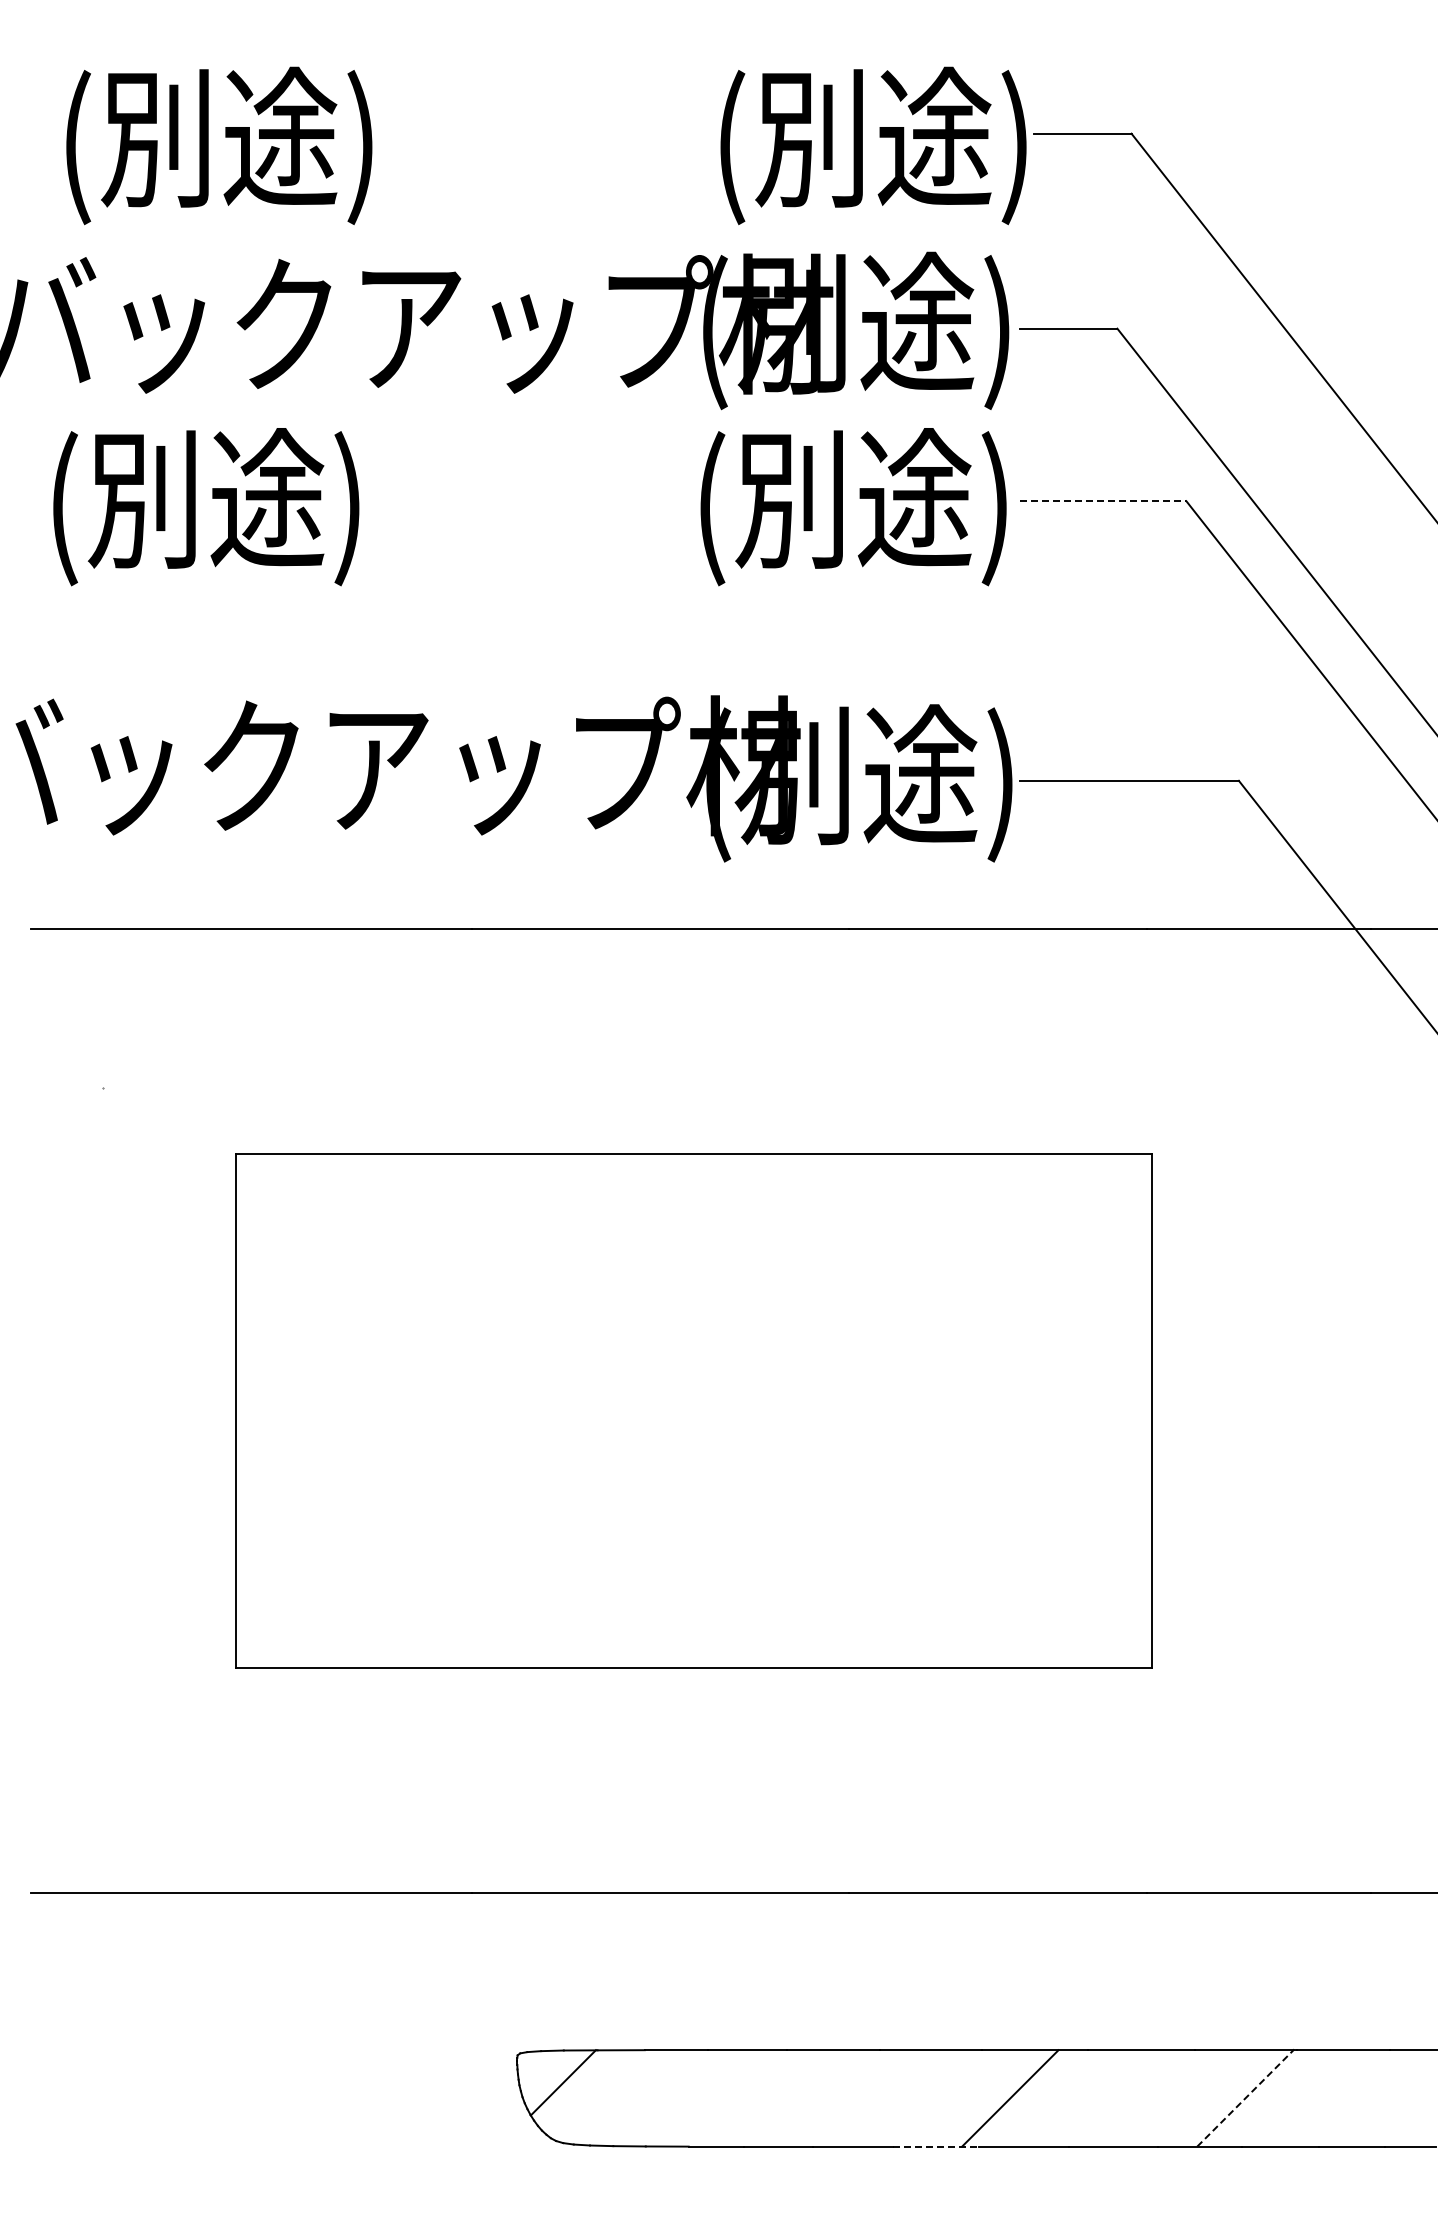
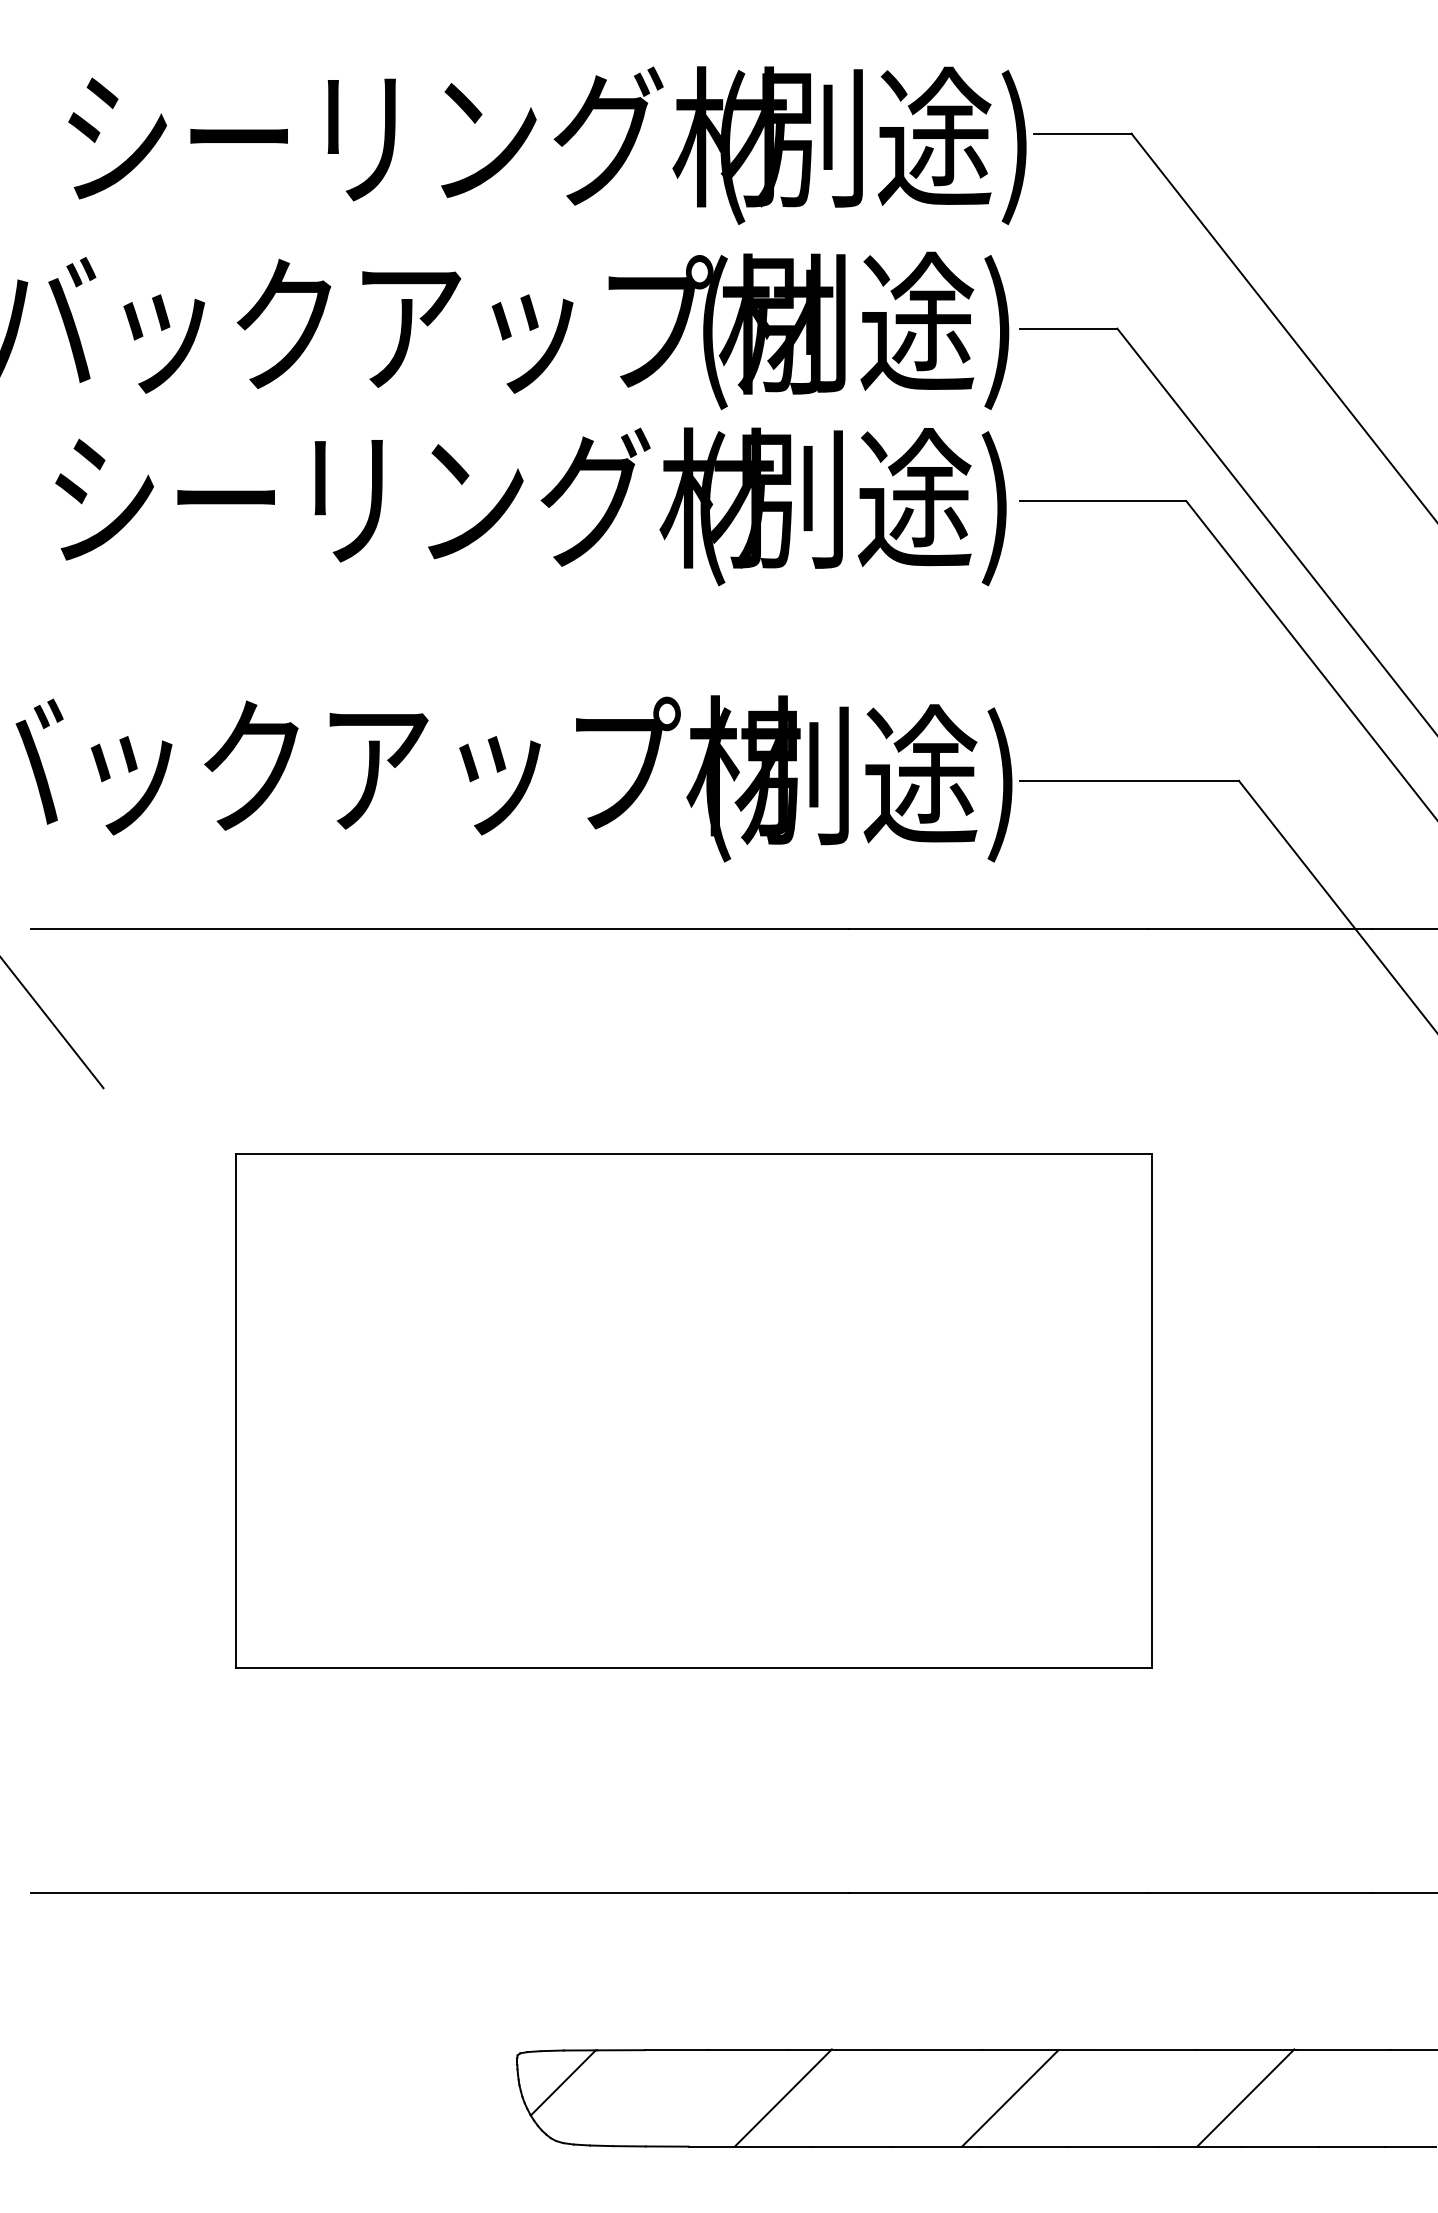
text: (別途) -> シーリング材 (426, 145)
line: dashed -> solid (1103, 501)
text: (別途) -> シーリング材 (413, 506)
line: none -> present (52, 1023)
line: none -> present (782, 2097)
line: dashed -> solid (1245, 2098)
line: dashed -> solid (936, 2146)
